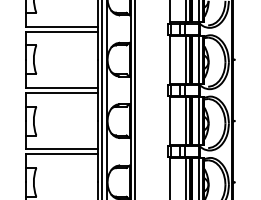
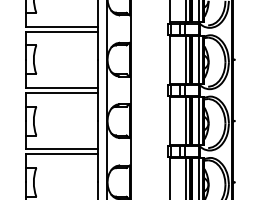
line: present -> none (101, 99)
line: present -> none (134, 99)
